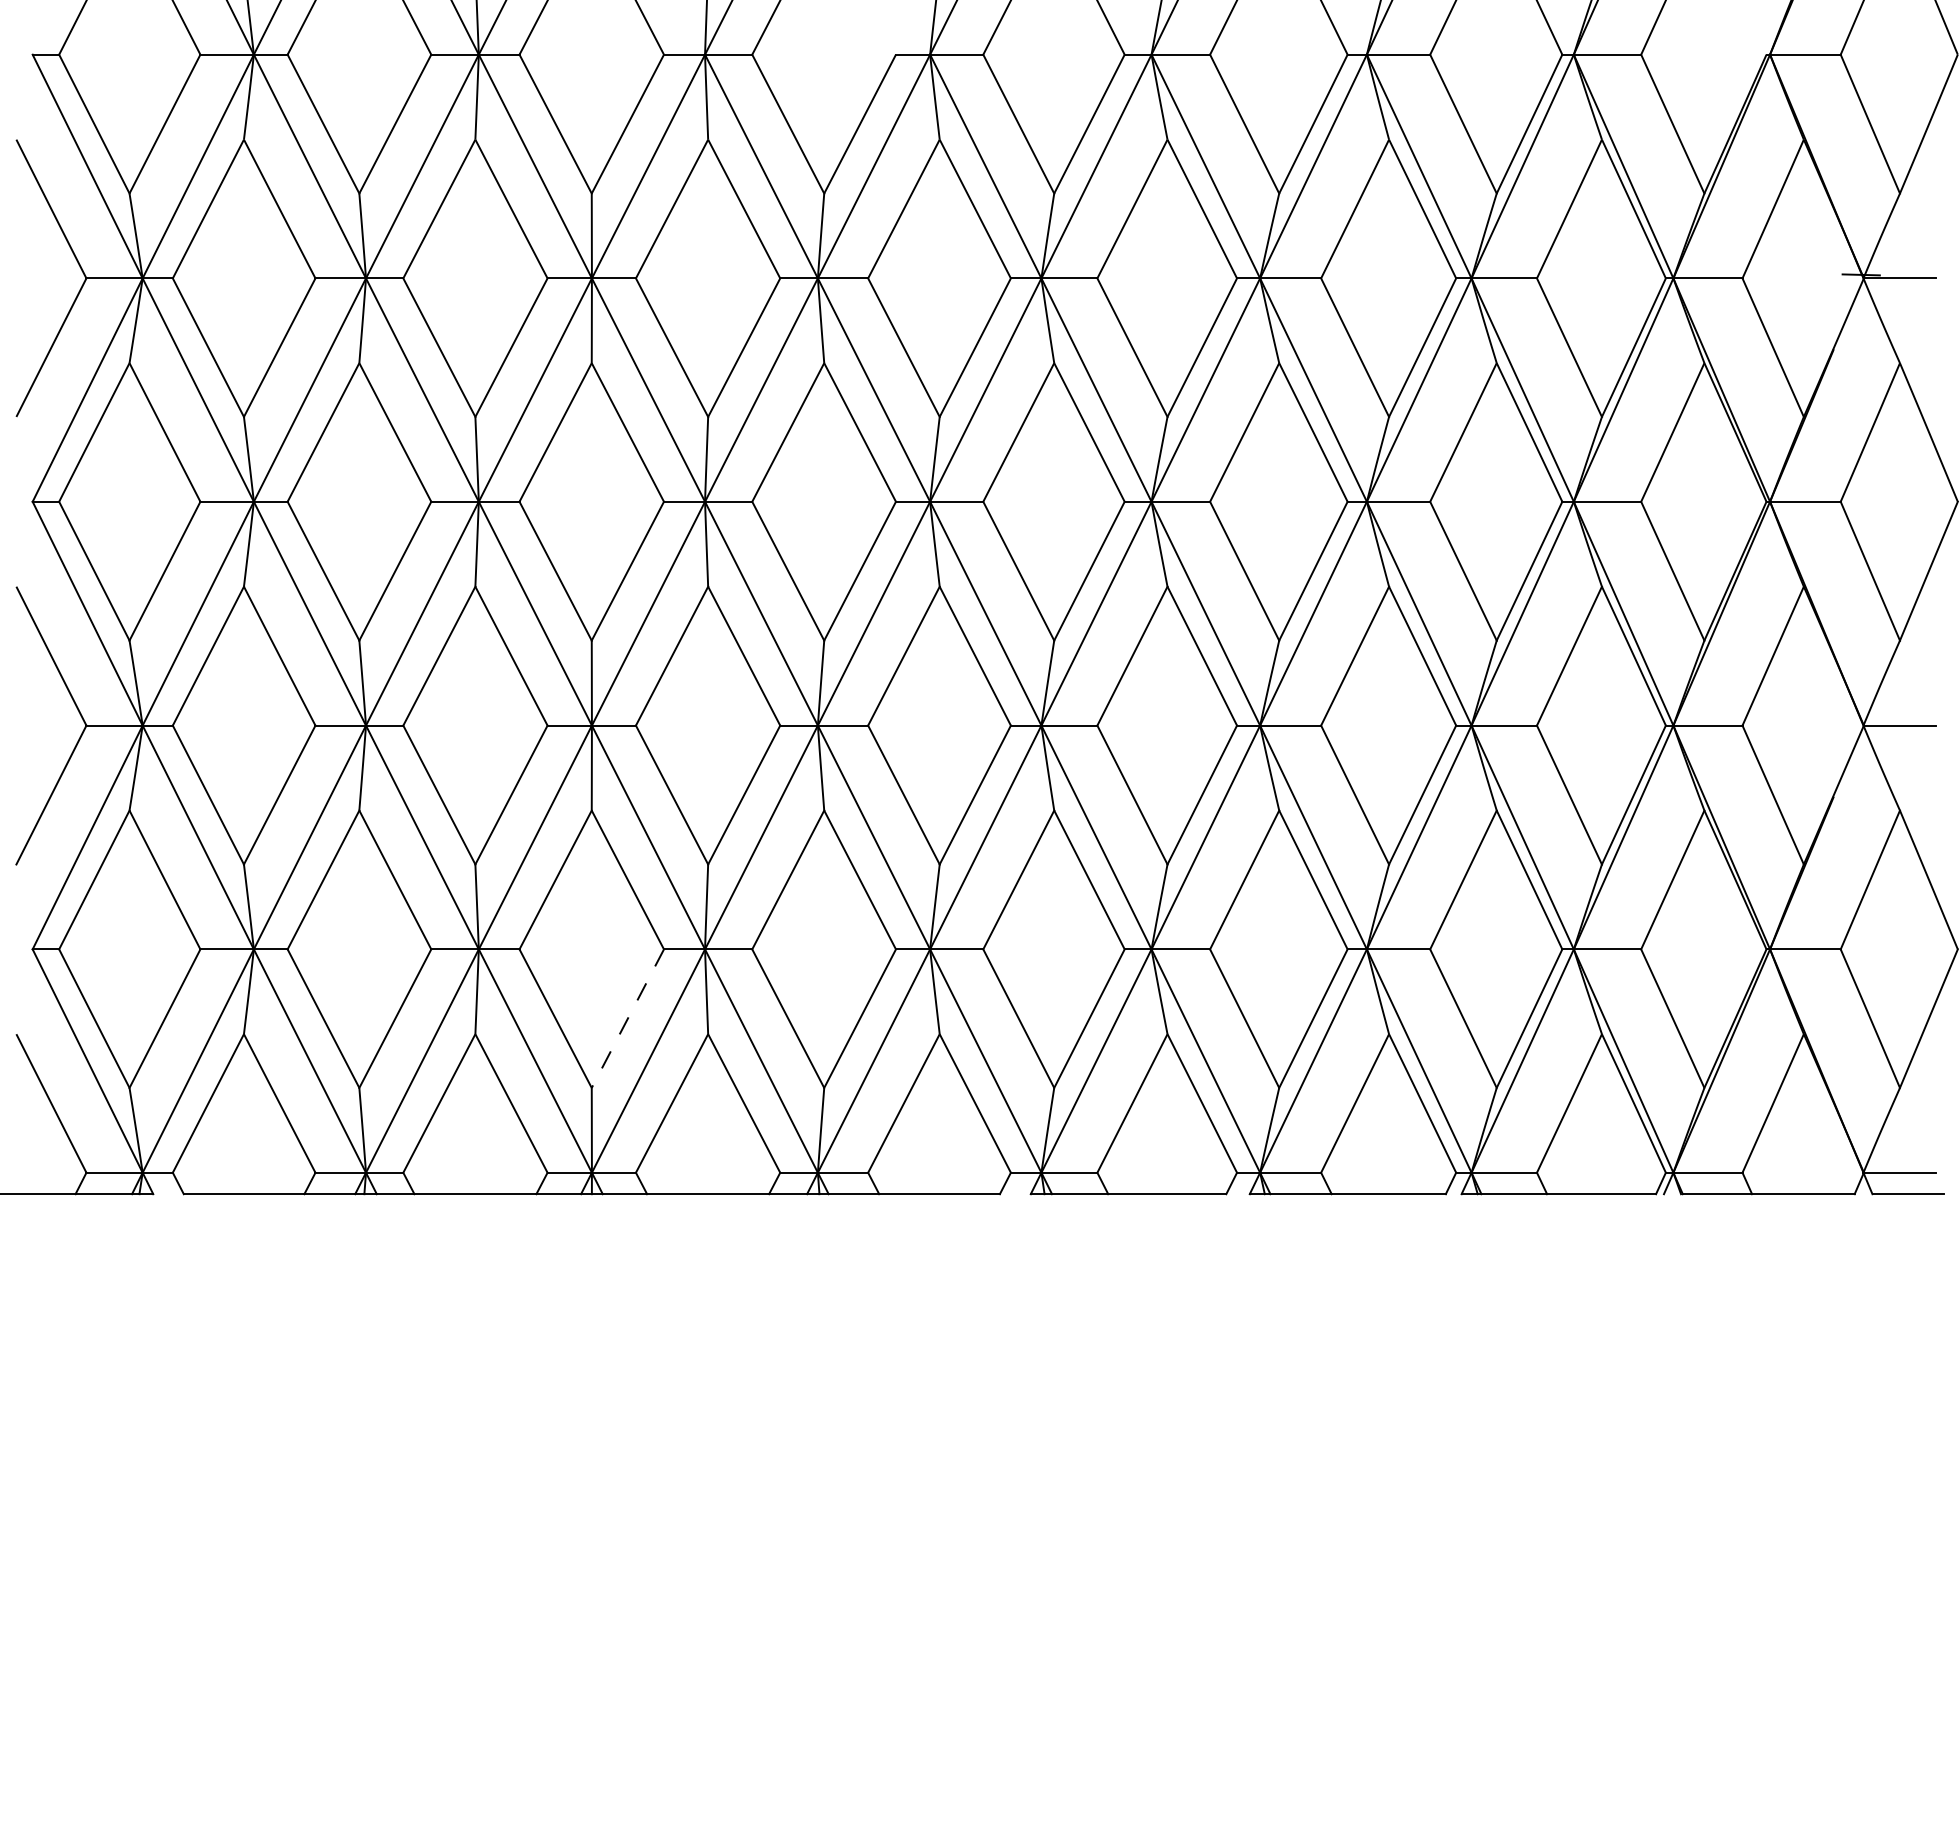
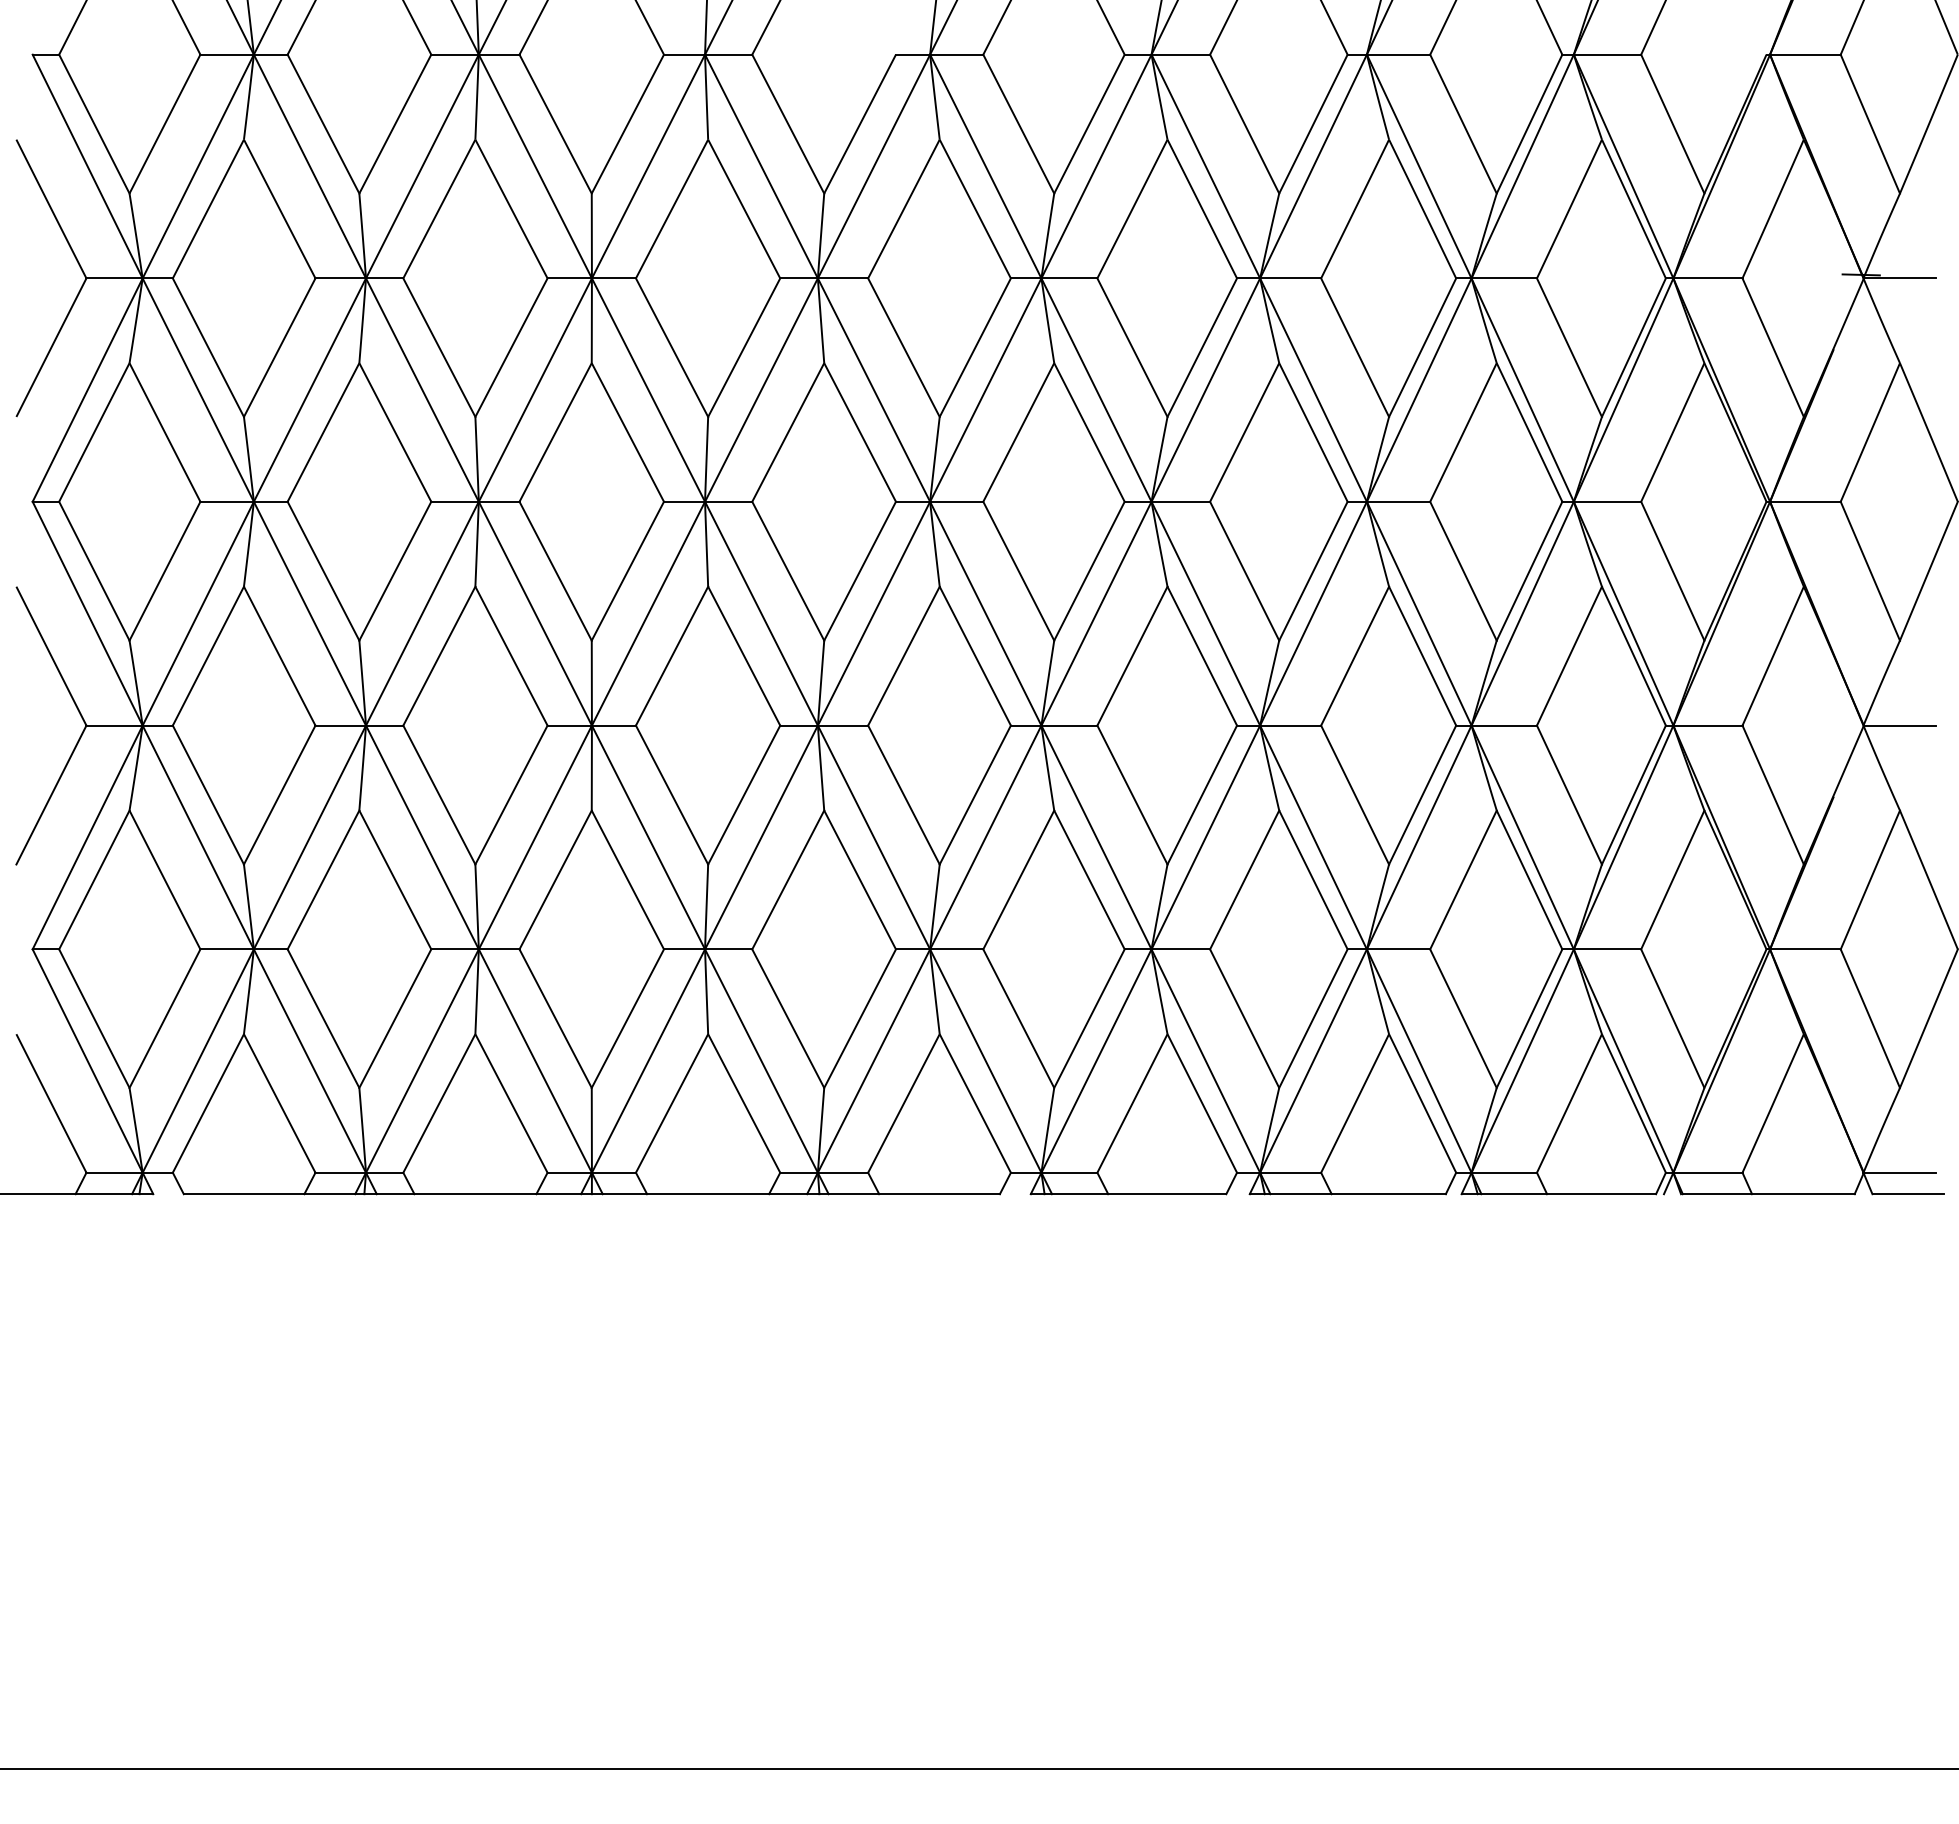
line: dashed -> solid (627, 1019)
line: none -> present (978, 1769)
